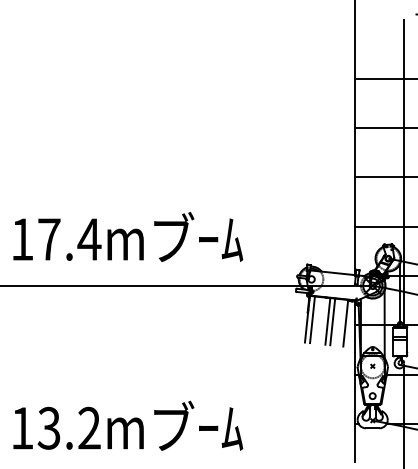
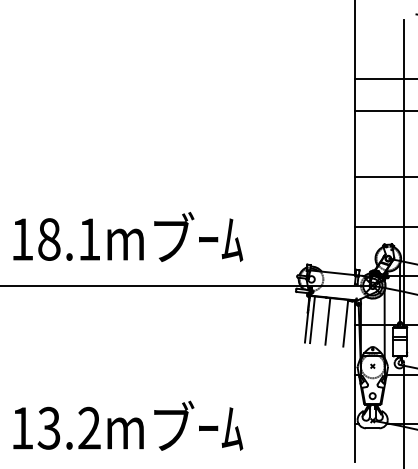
line position: (384, 127) -> (384, 110) (384, 110)
text: 17.4m -> 18.1m (69, 239)
line: present -> none (332, 321)
